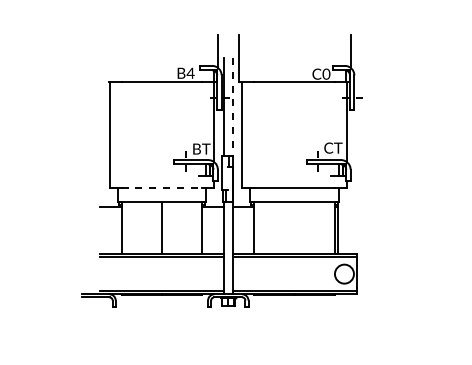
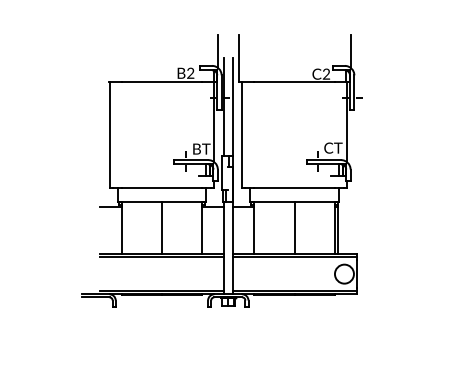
text: B4 -> B2 (190, 72)
text: C0 -> C2 (326, 75)
line: dashed -> solid (232, 107)
line: dashed -> solid (162, 187)
line: none -> present (294, 227)
